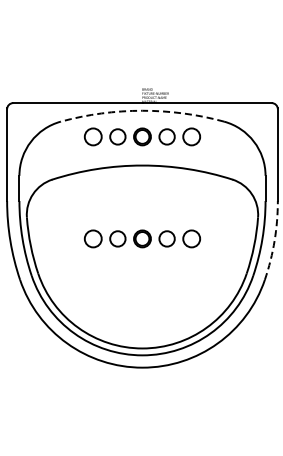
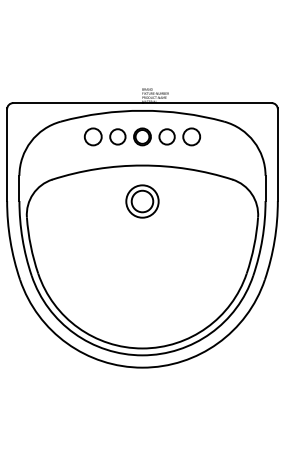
arc: dashed -> solid (142, 110)
part: none -> present (142, 201)
part: present -> none (141, 238)
arc: dashed -> solid (274, 240)
